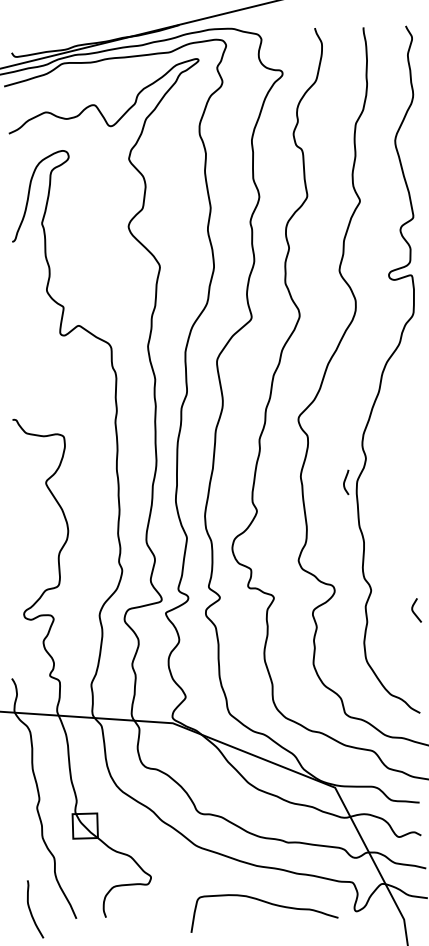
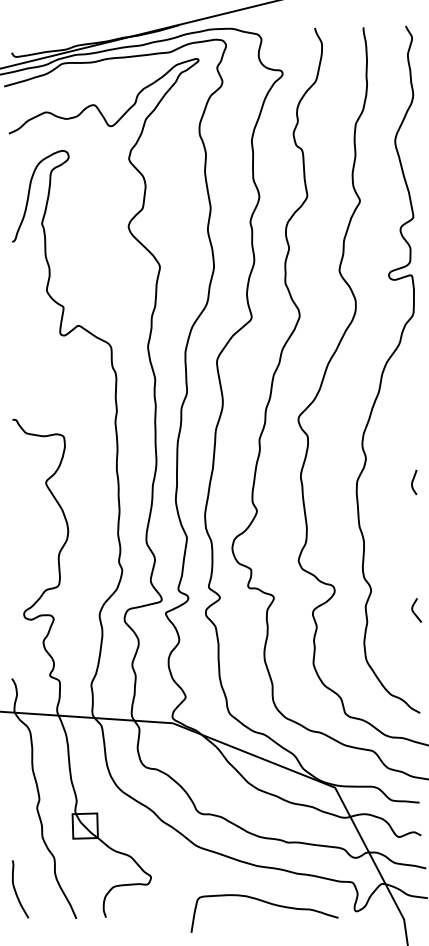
curve position: (345, 482) -> (413, 482) (413, 482)
curve position: (31, 910) -> (16, 890) (16, 890)
